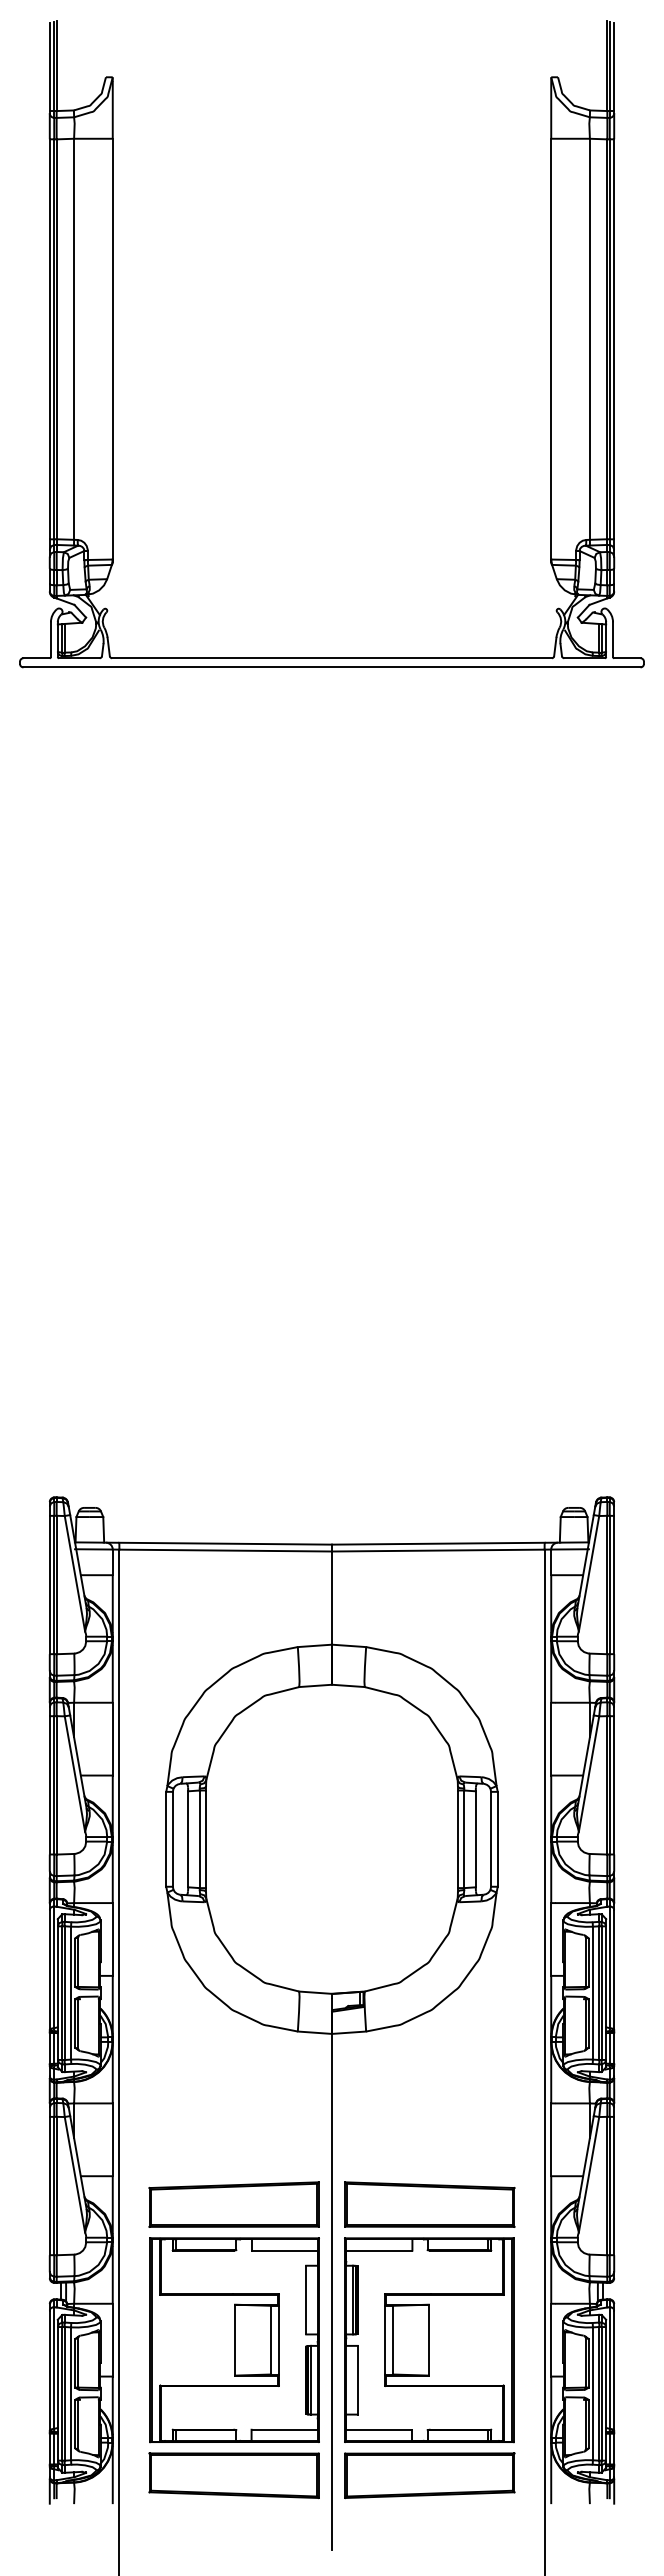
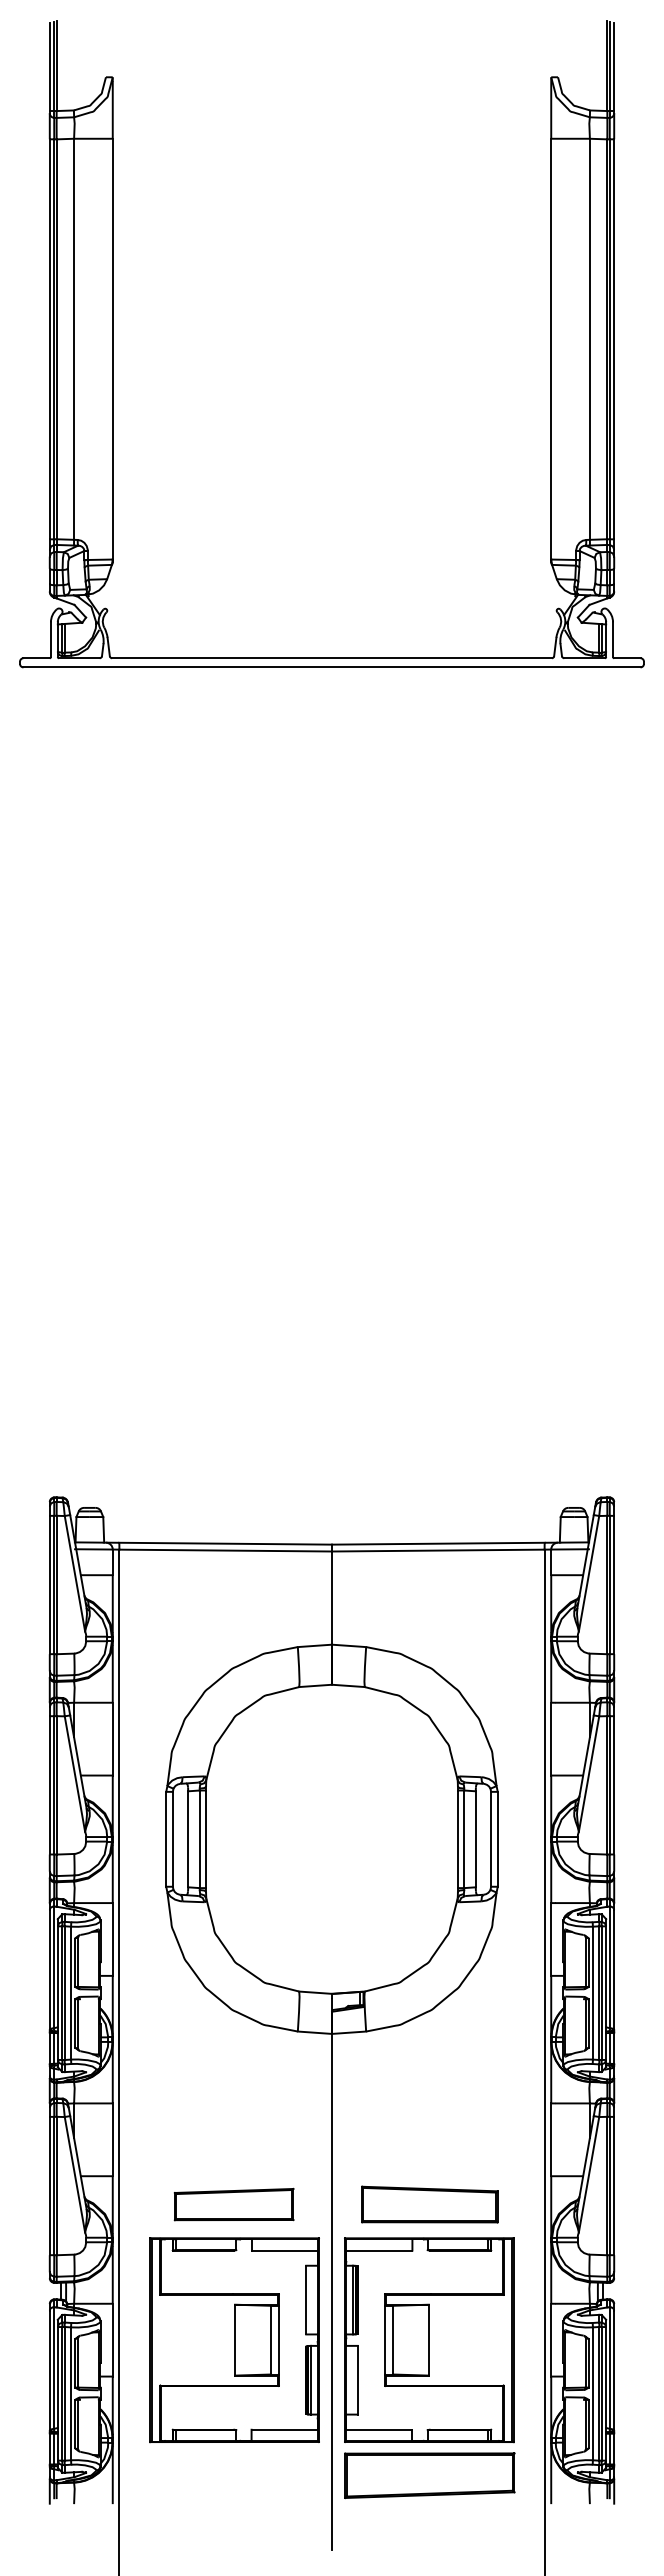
part size: 172x47 px -> 122x35 px (233, 2204)
part size: 172x47 px -> 138x39 px (429, 2204)
part: present -> none (233, 2475)
